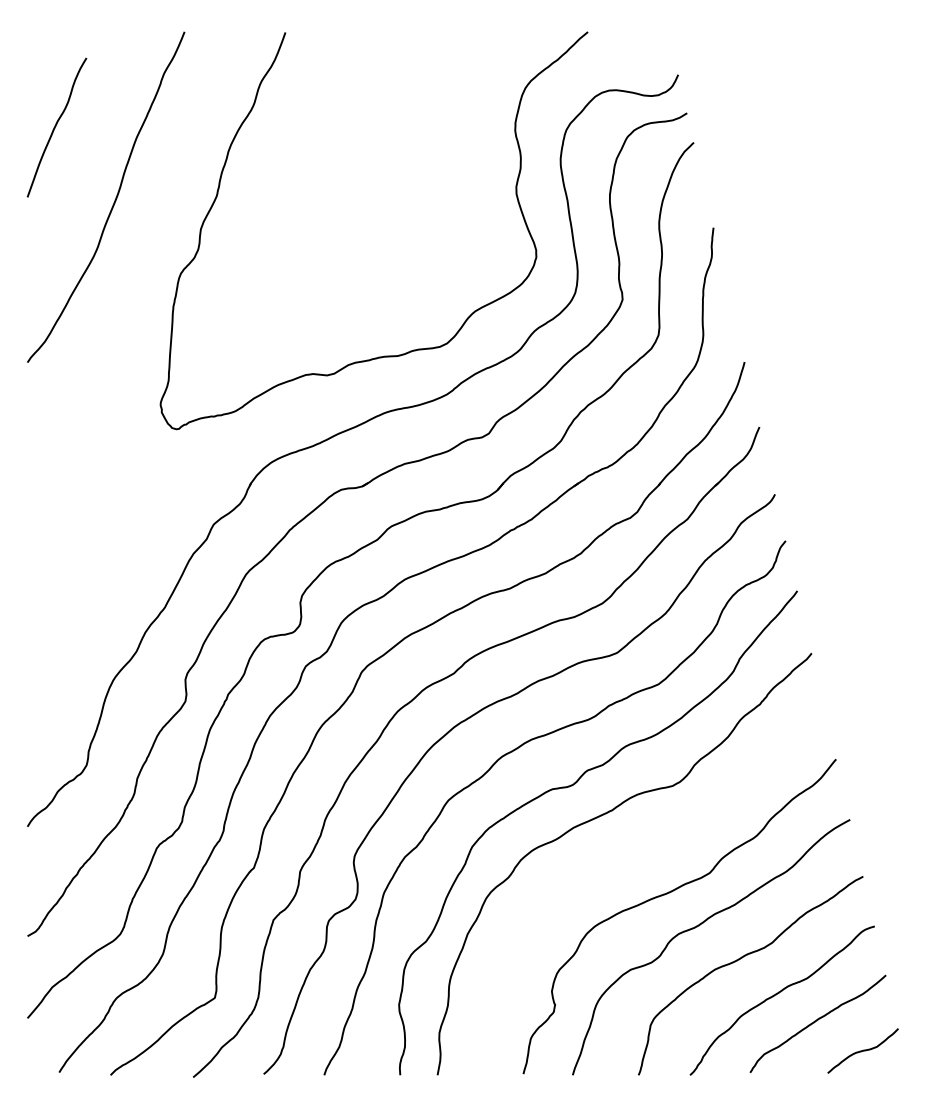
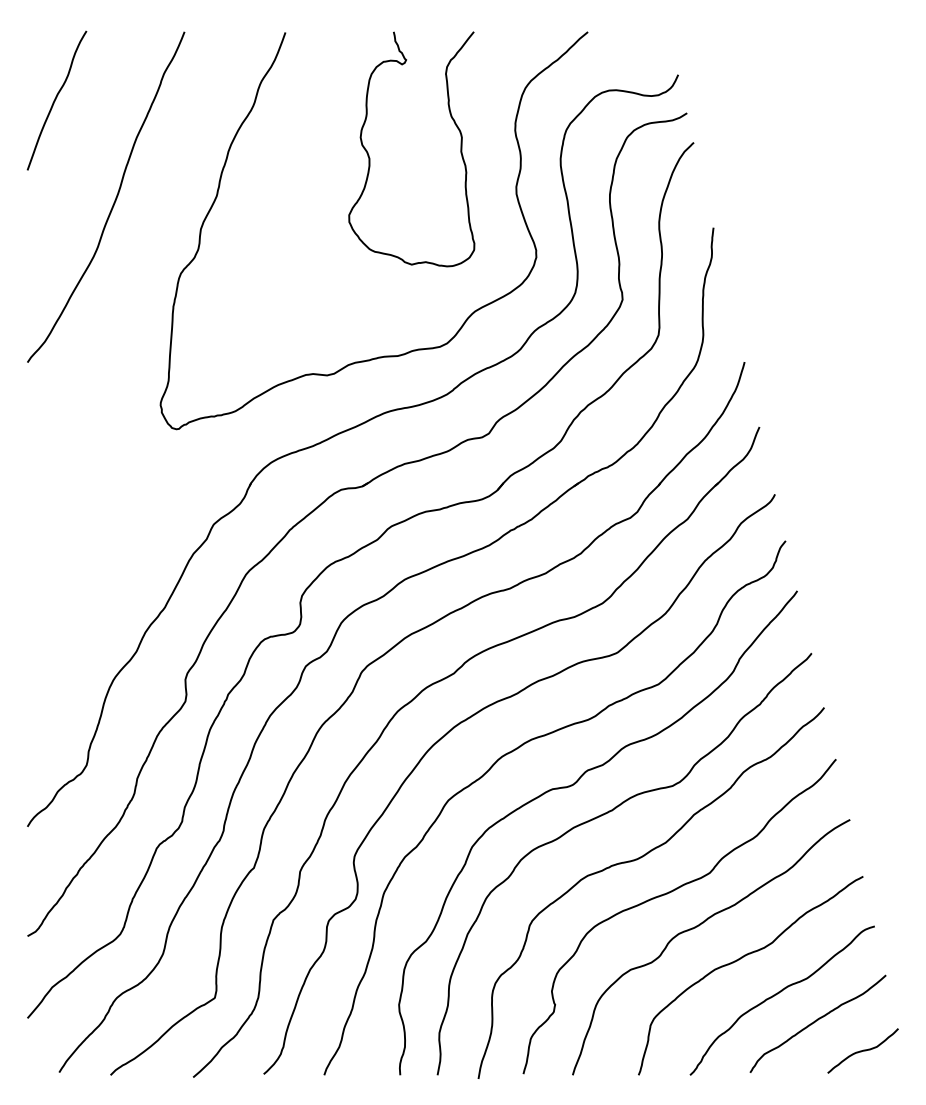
curve position: (56, 126) -> (56, 99) (56, 99)
curve: none -> present (370, 158)
curve: none -> present (637, 860)
